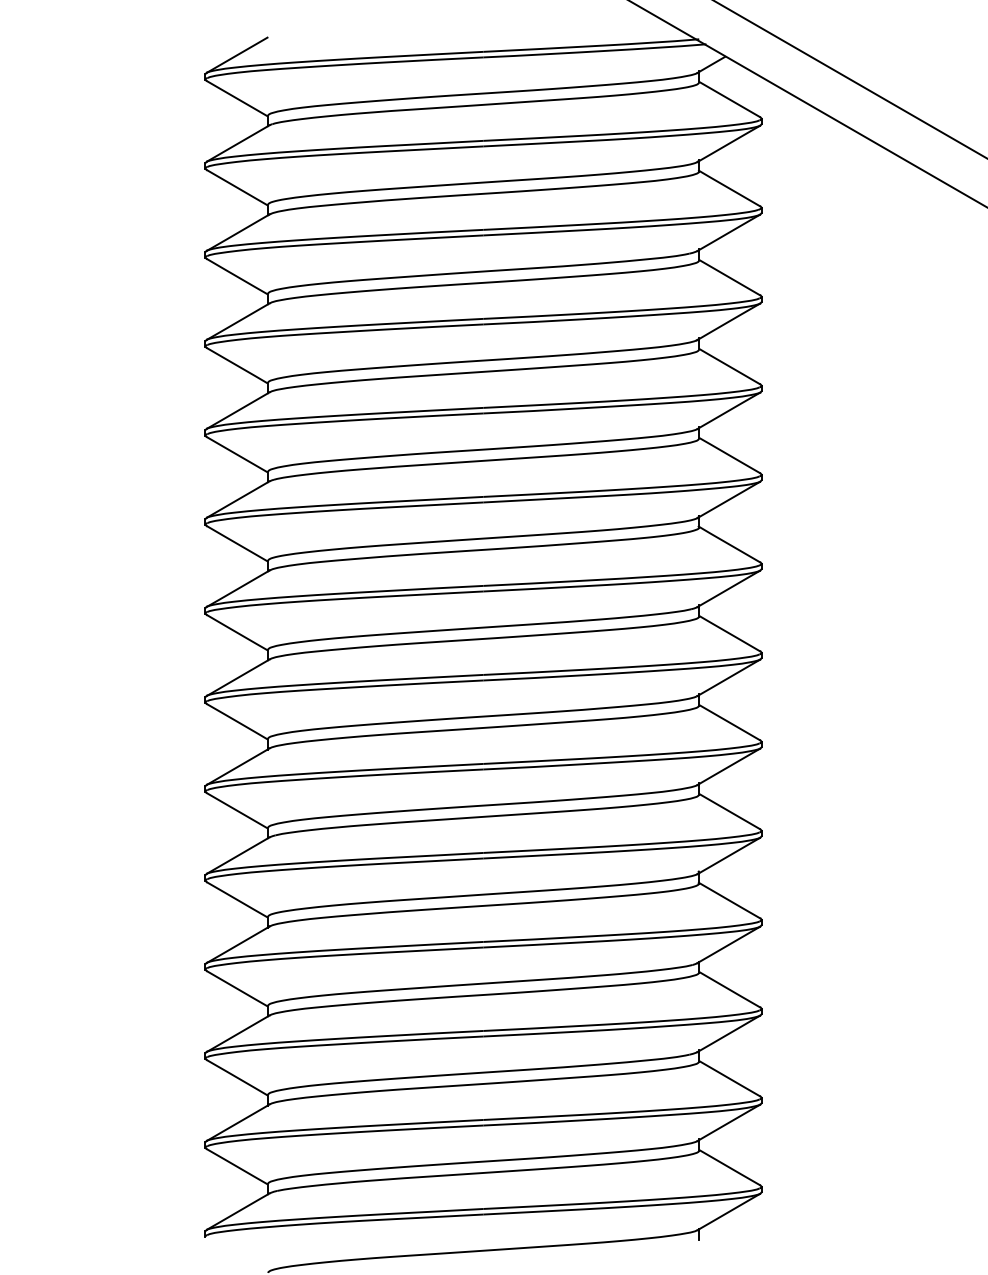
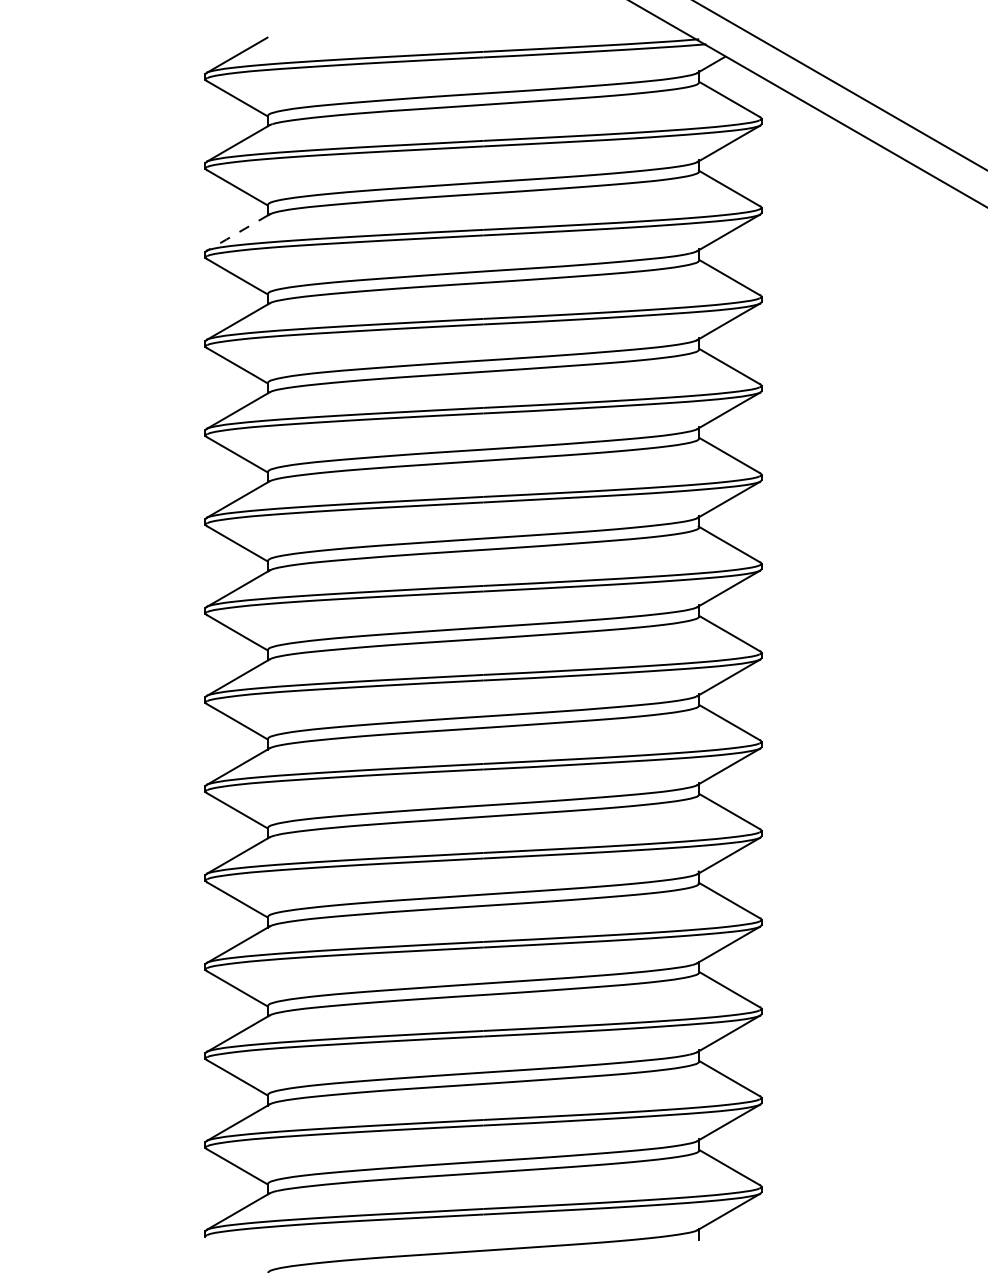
line position: (850, 79) -> (840, 85) (840, 85)
line: solid -> dashed (236, 233)
